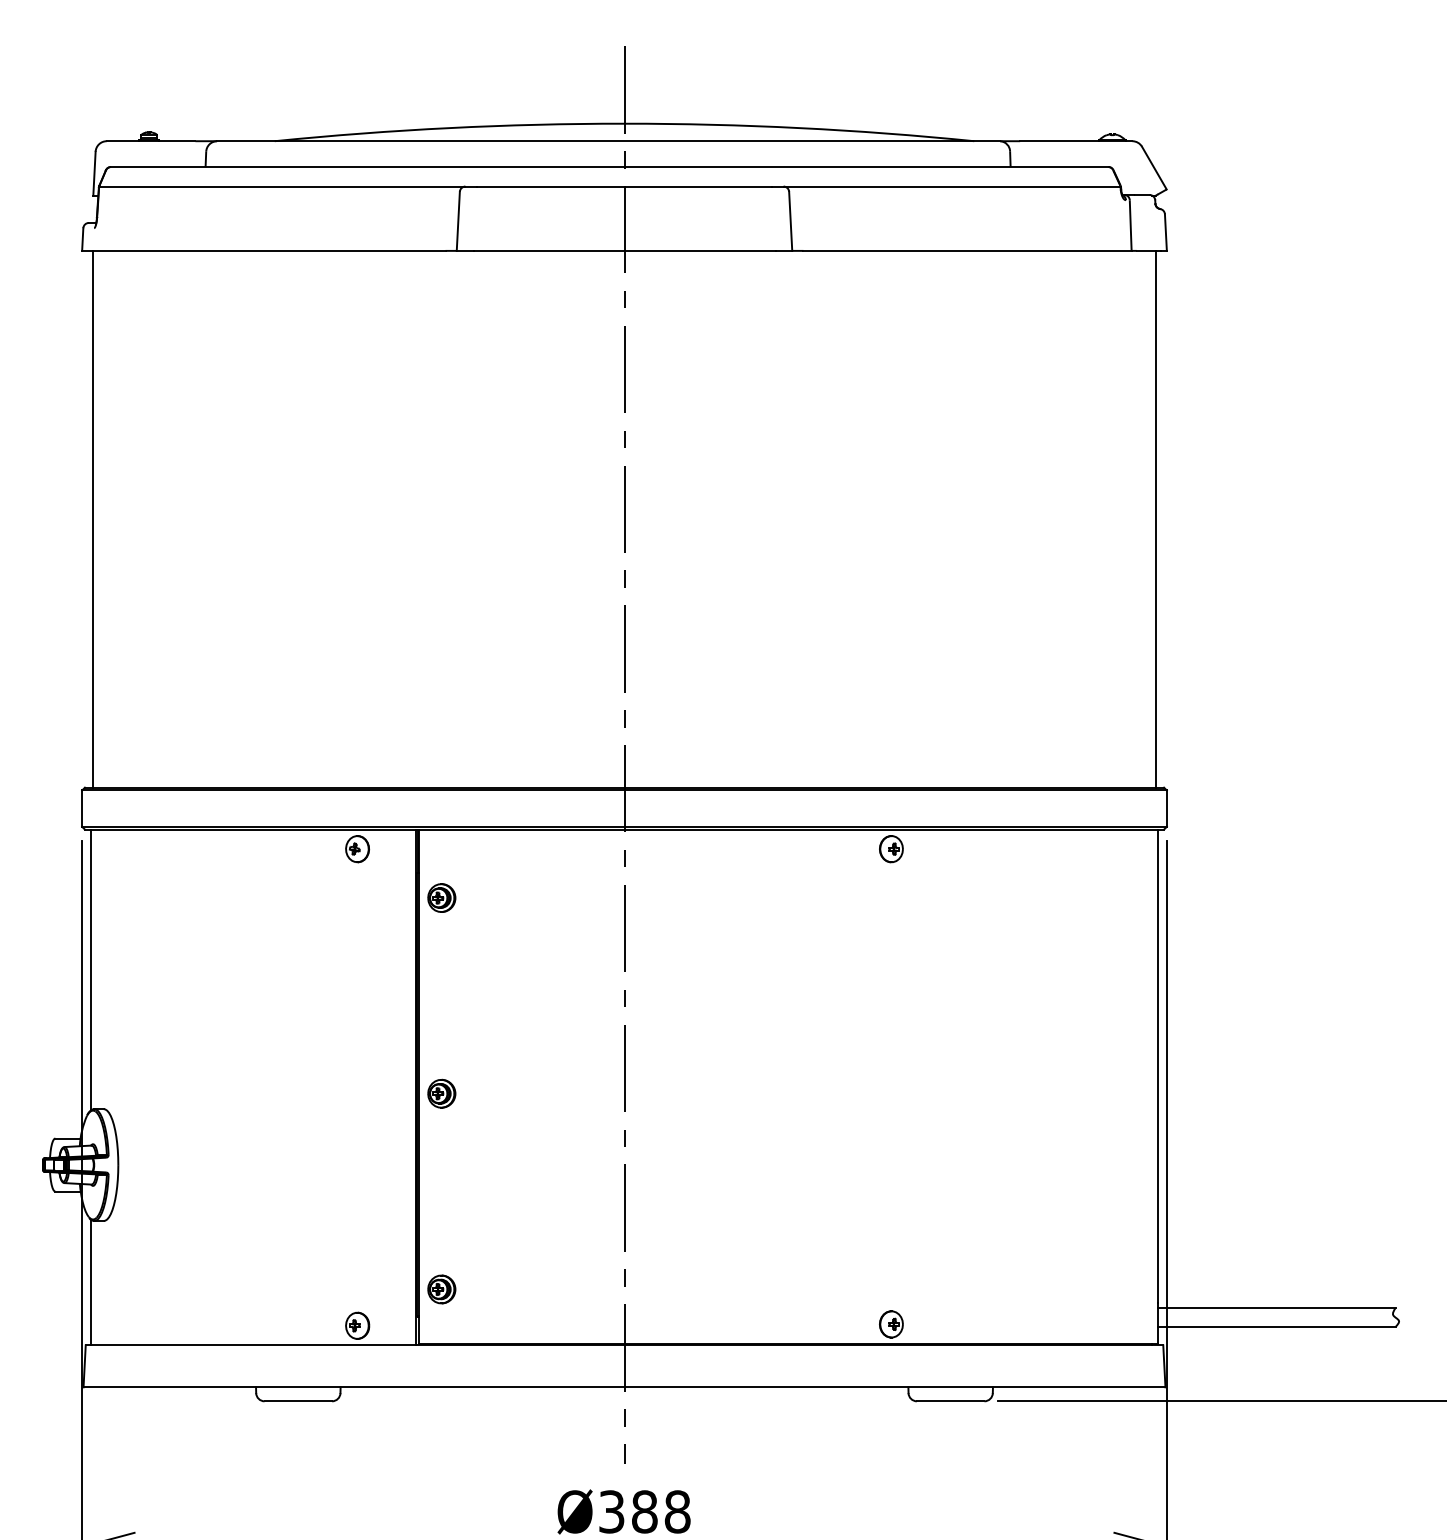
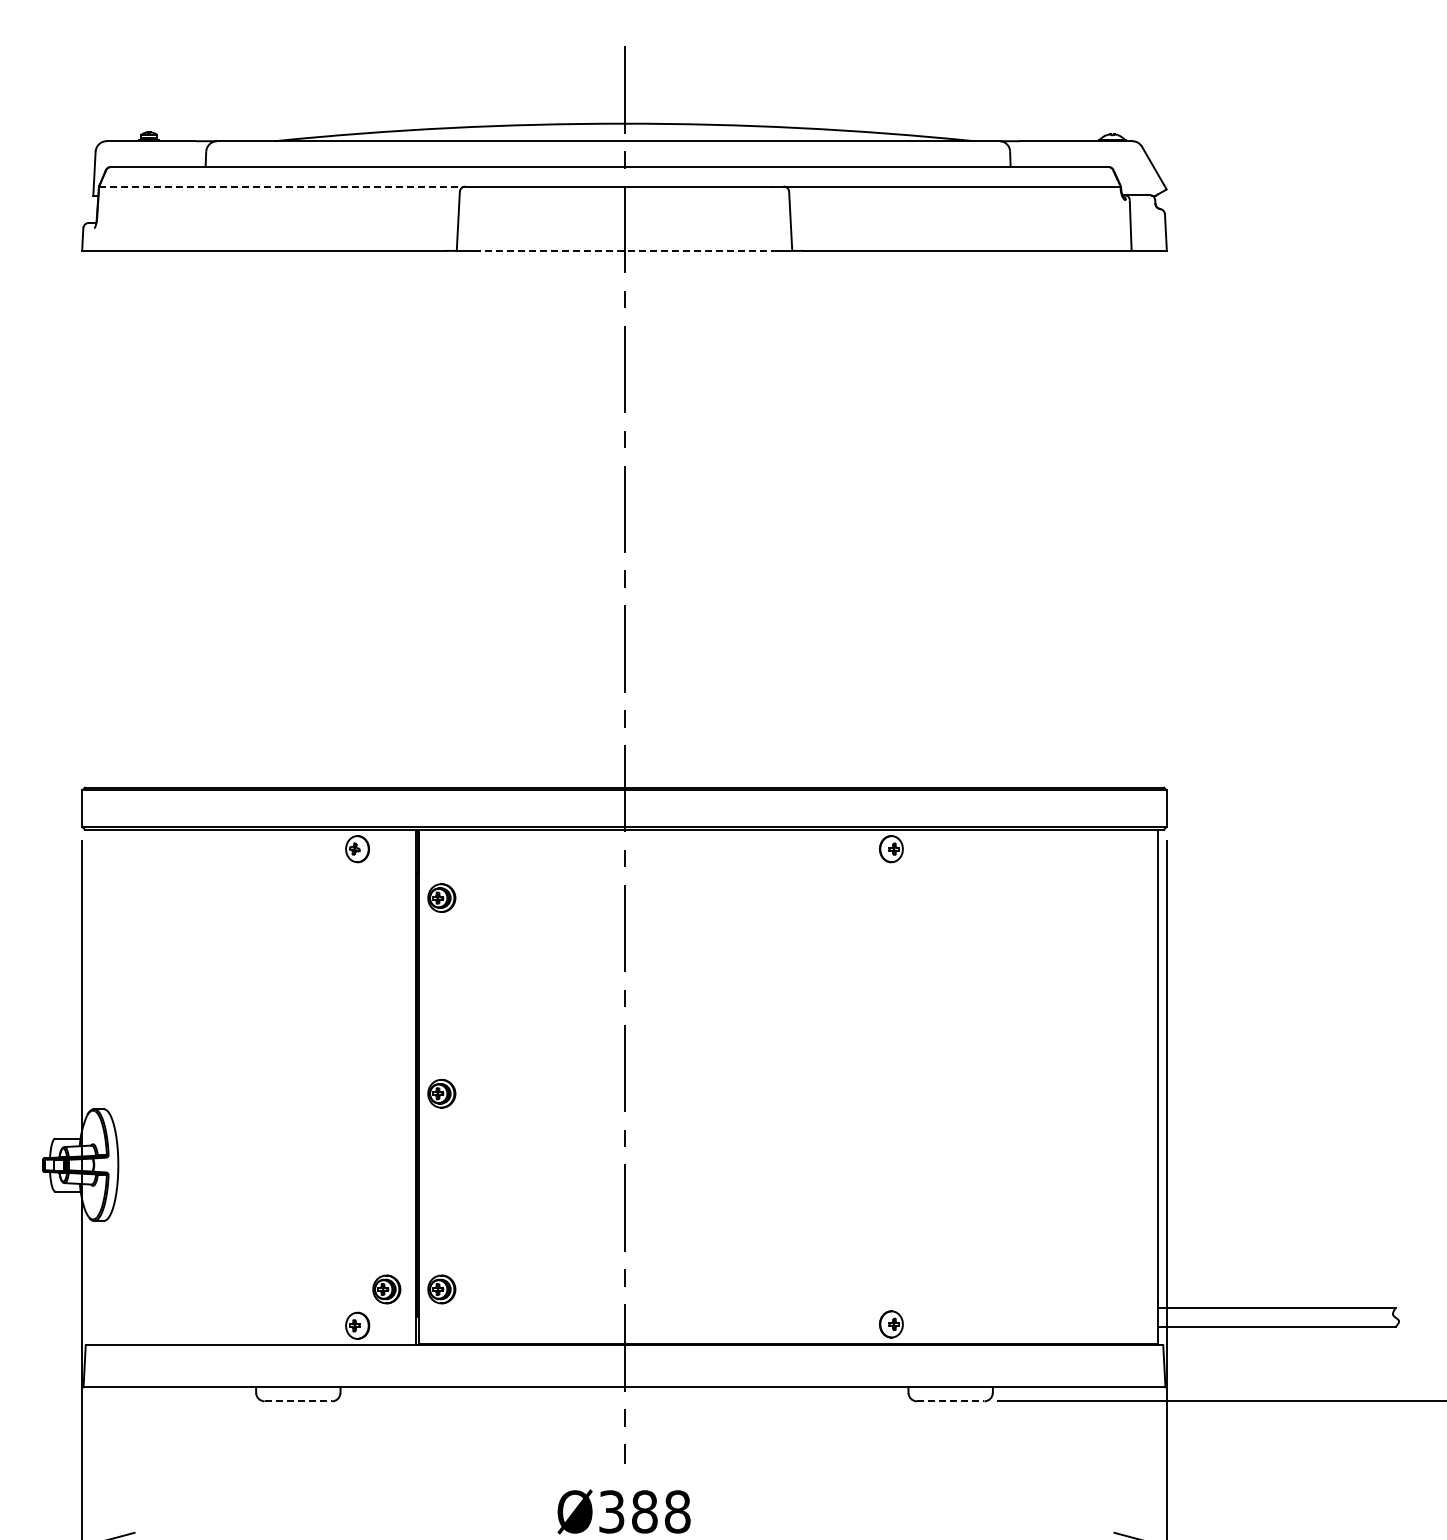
line: solid -> dashed (282, 186)
line: solid -> dashed (624, 250)
line: present -> none (93, 518)
line: present -> none (1155, 518)
line: present -> none (91, 969)
line: present -> none (91, 1282)
part: none -> present (386, 1289)
line: solid -> dashed (298, 1401)
line: solid -> dashed (950, 1401)
